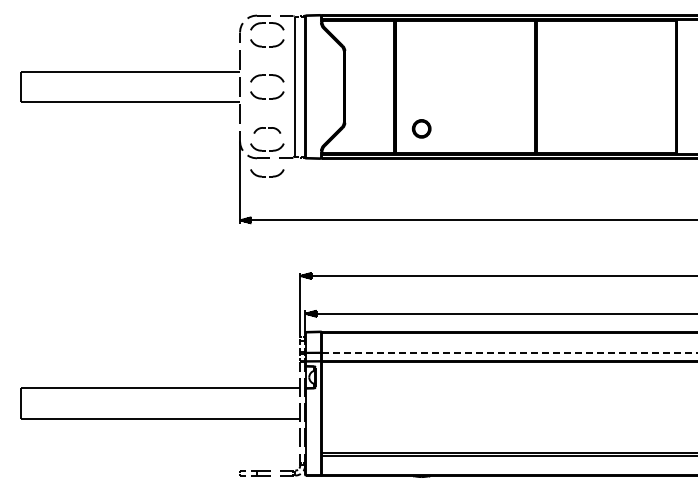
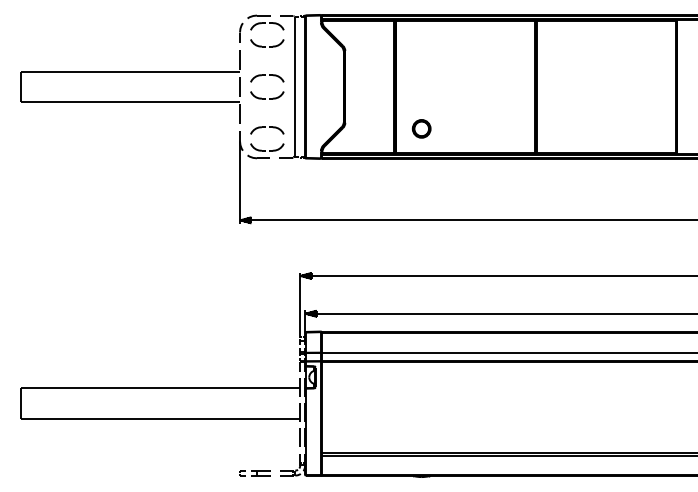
part size: 29x7 px -> 35x9 px (267, 130)
part: present -> none (267, 173)
line: dashed -> solid (509, 352)
